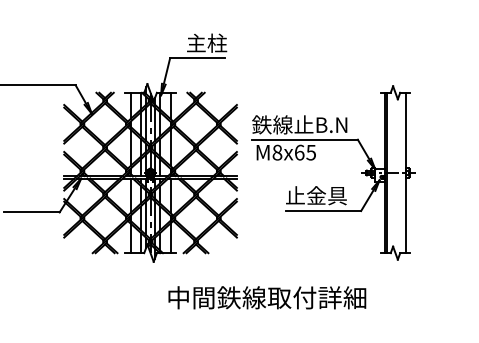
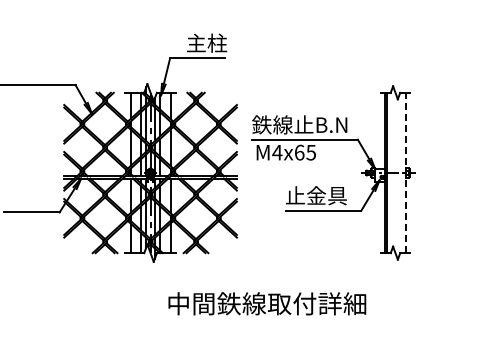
text: M8x65 -> M4x65 (277, 152)
line: solid -> dashed (406, 172)
text position: (267, 297) -> (267, 303) (267, 303)
